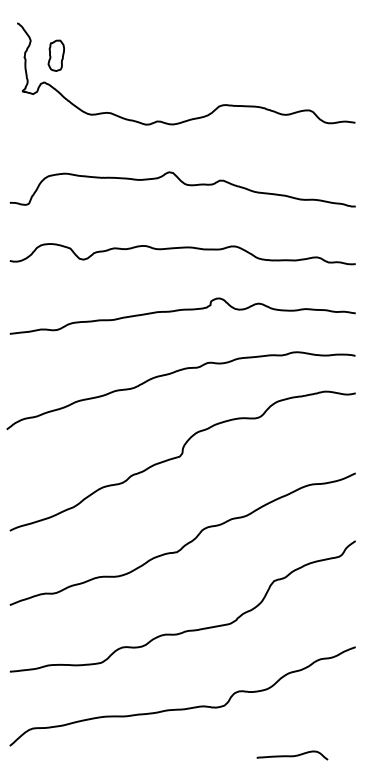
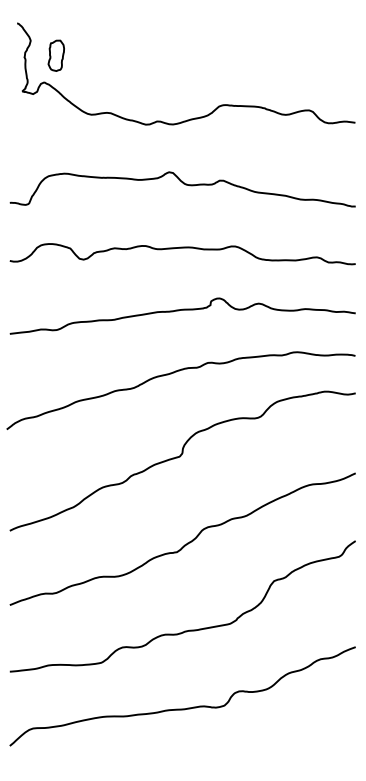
curve: present -> none (292, 755)
